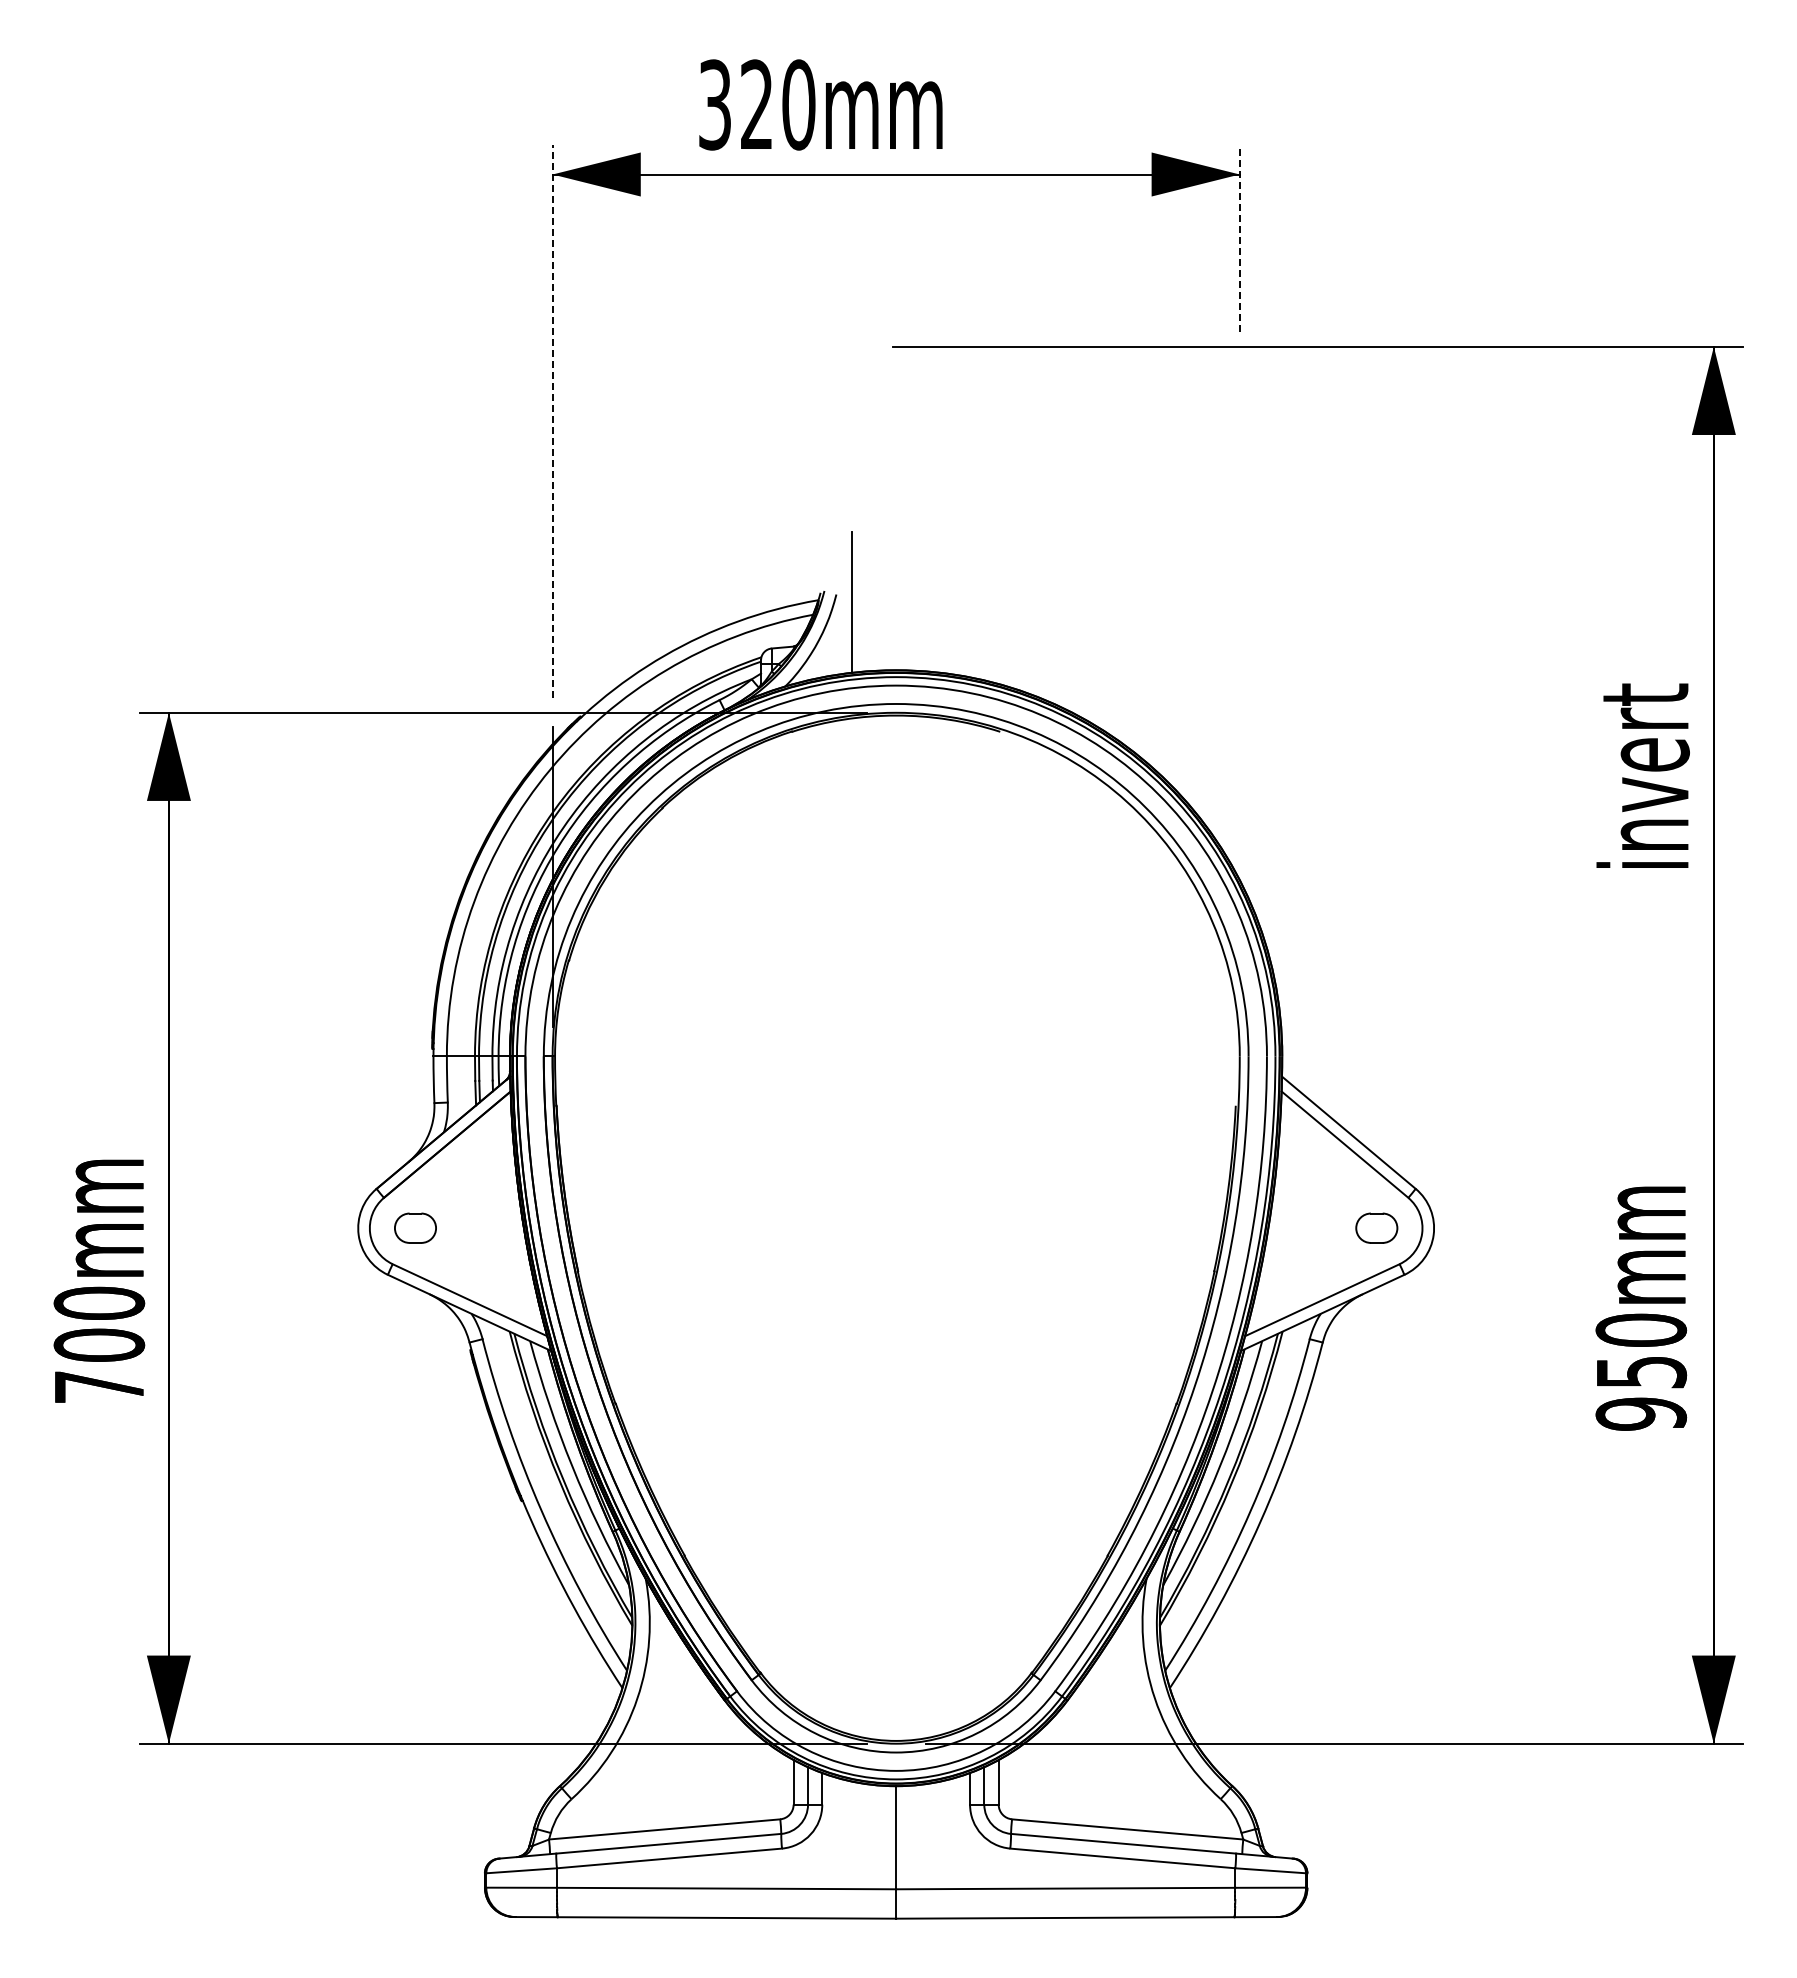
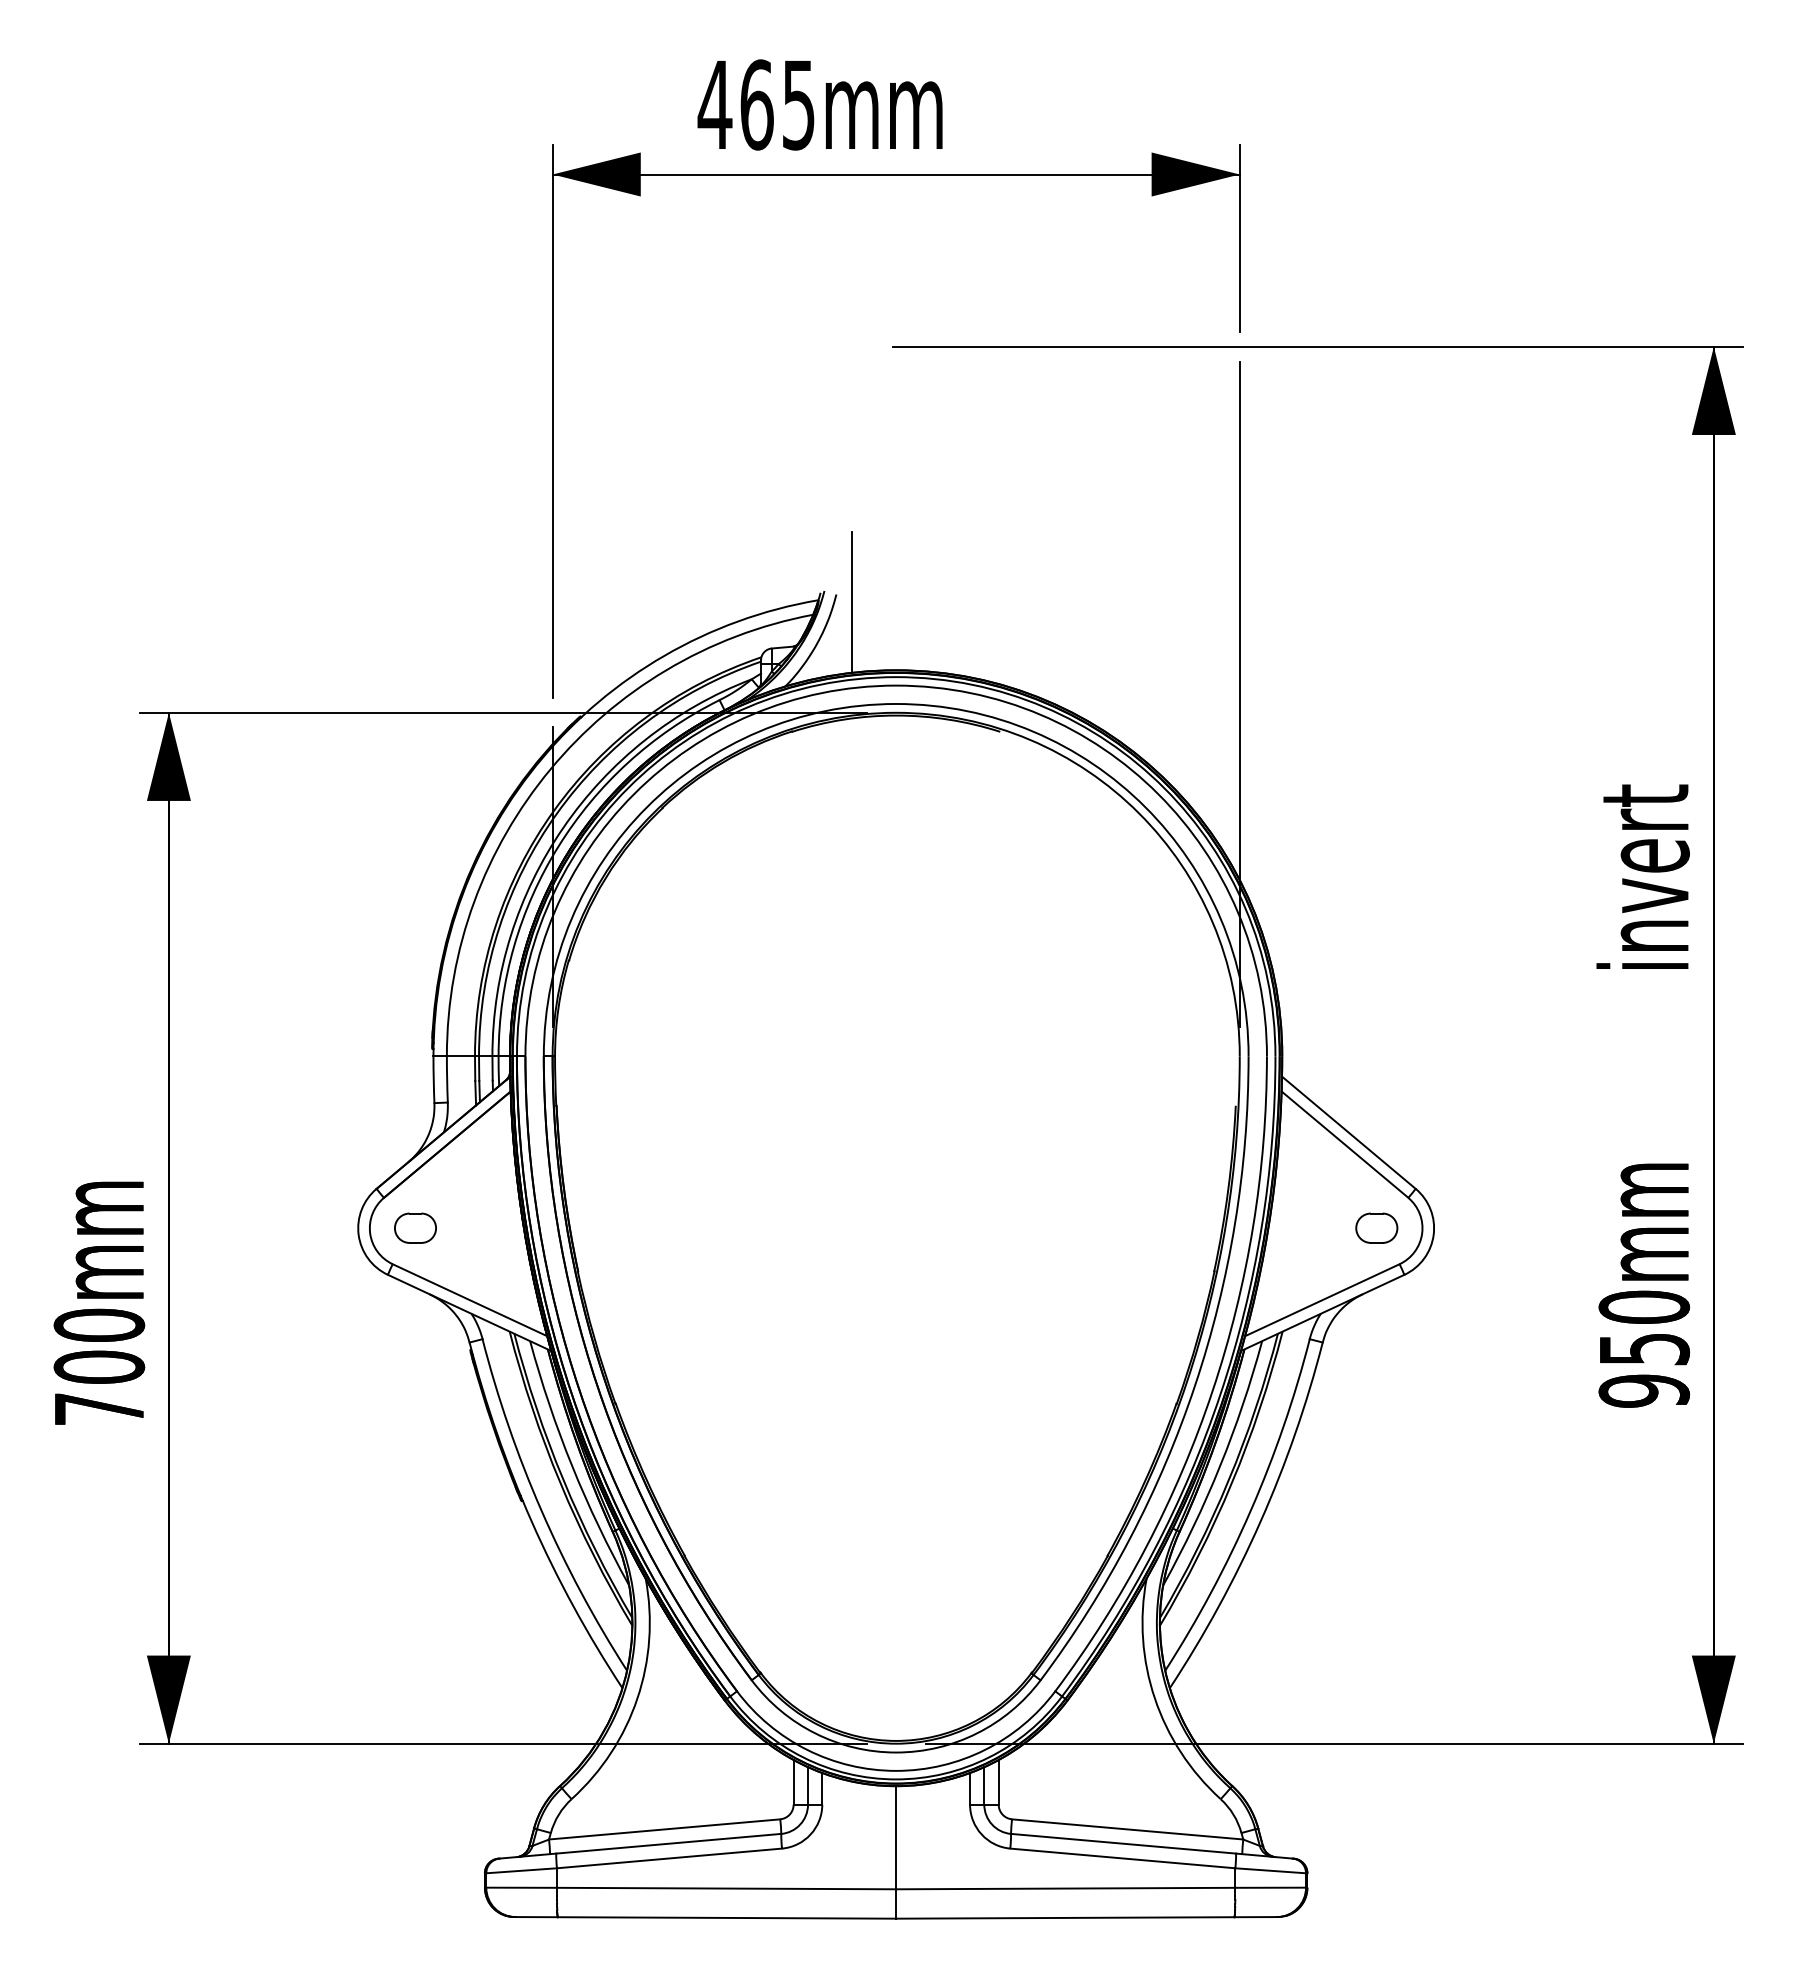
text: 320mm -> 465mm (756, 104)
line: dashed -> solid (1239, 238)
line: dashed -> solid (552, 421)
line: none -> present (1239, 693)
text position: (1642, 775) -> (1642, 876) (1642, 876)
text position: (99, 1280) -> (99, 1302) (99, 1302)
text position: (1641, 1308) -> (1644, 1285) (1644, 1285)
